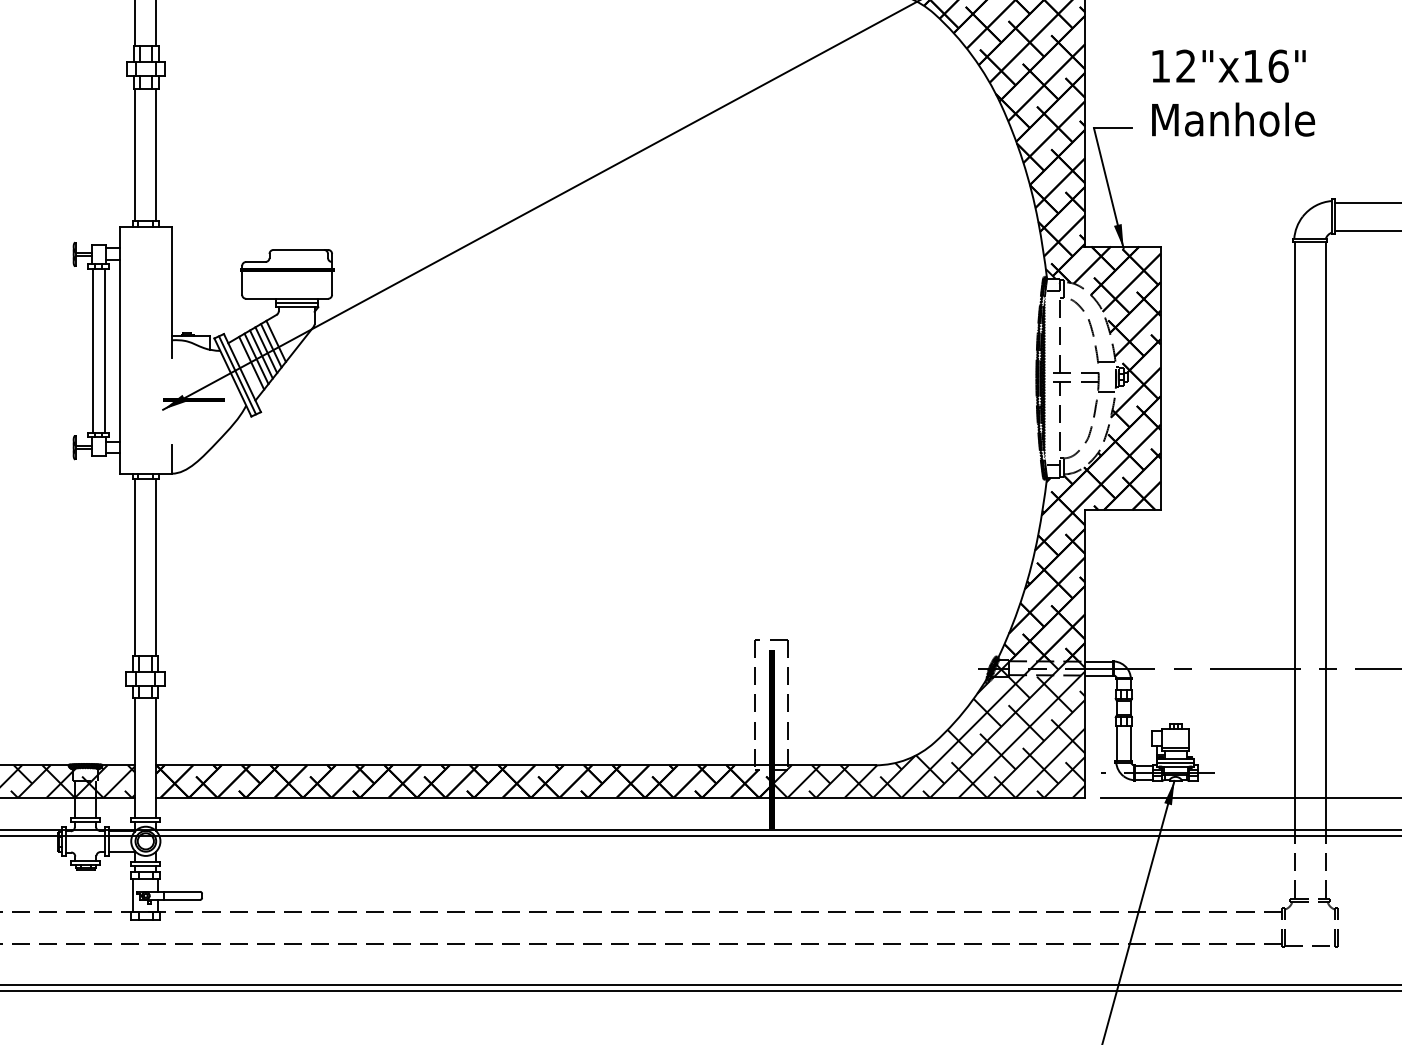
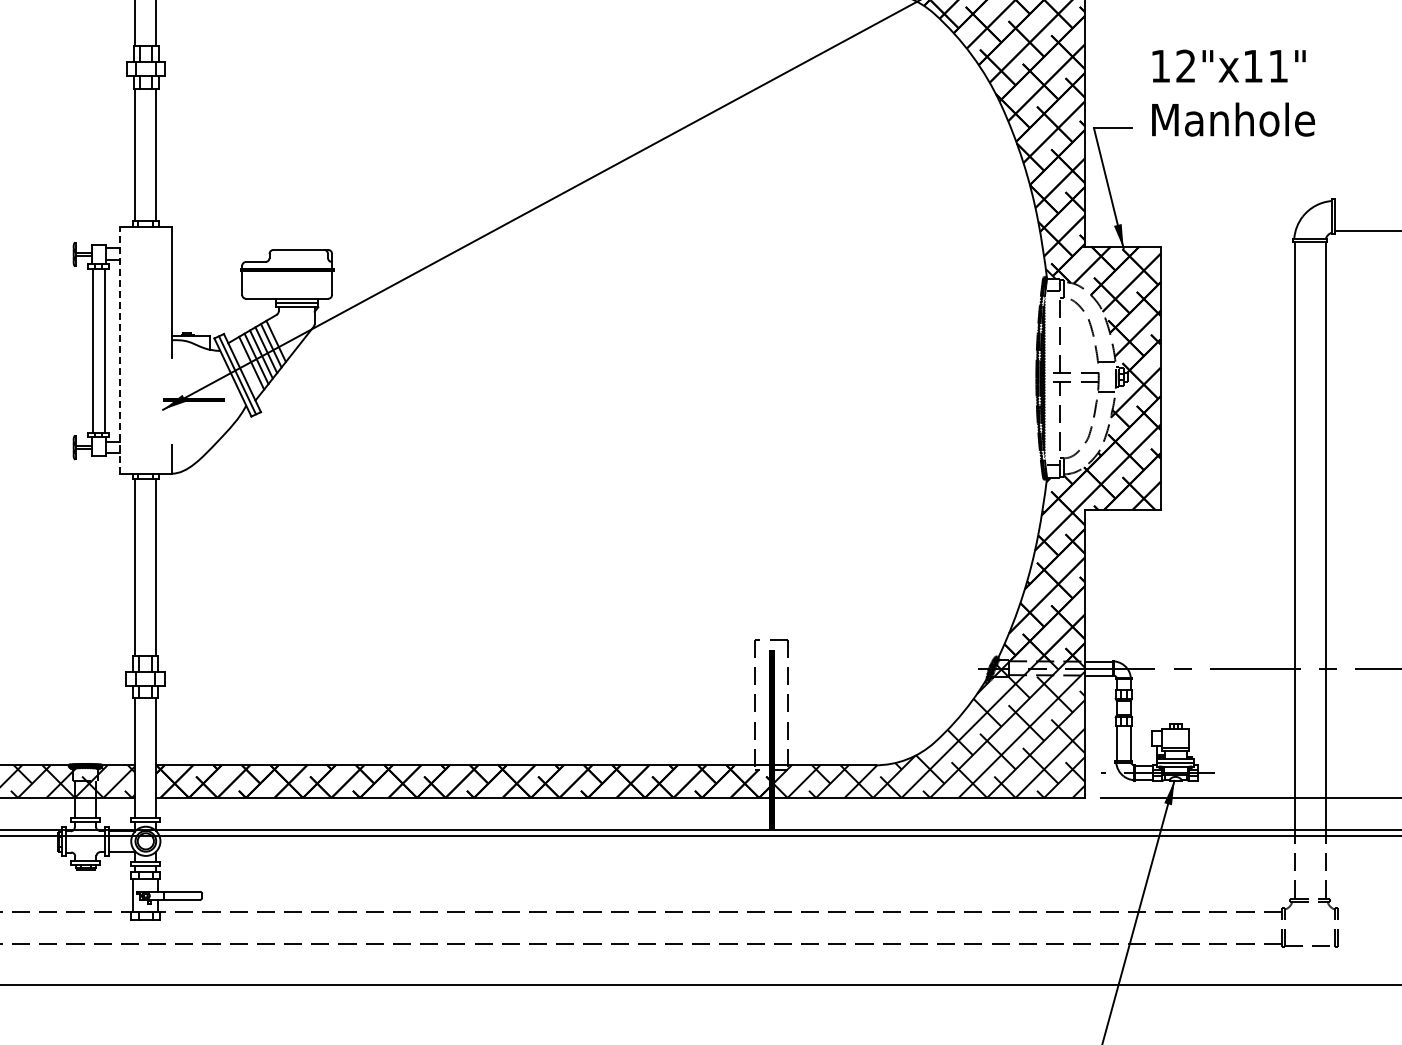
text: 12"x16" -> 12"x11" (1278, 65)
line: present -> none (1366, 202)
line: solid -> dashed (119, 350)
line: present -> none (700, 991)
